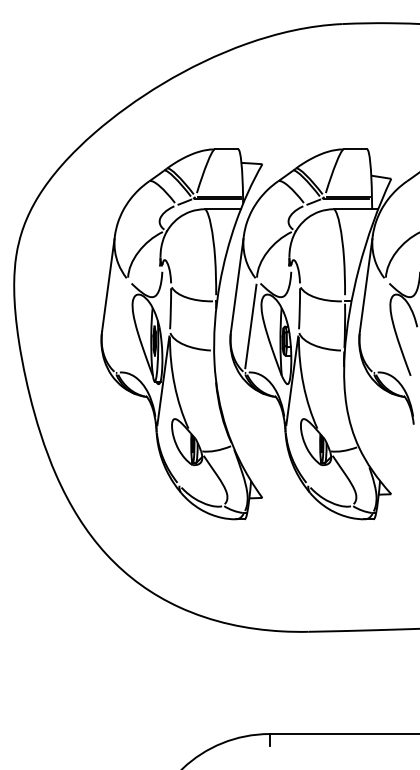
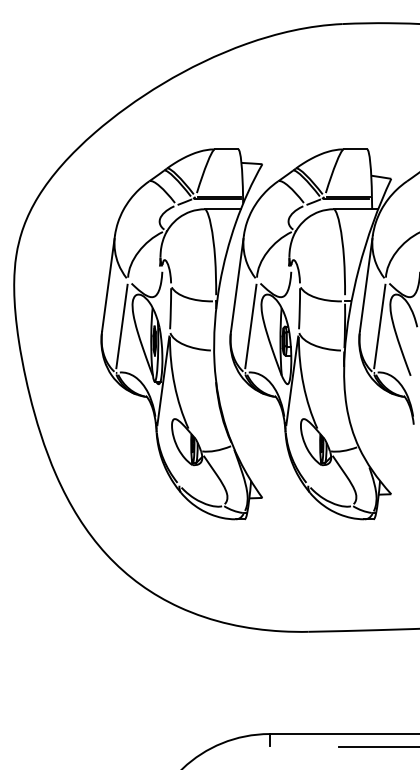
line: none -> present (121, 326)
line: none -> present (379, 326)
line: none -> present (377, 746)
